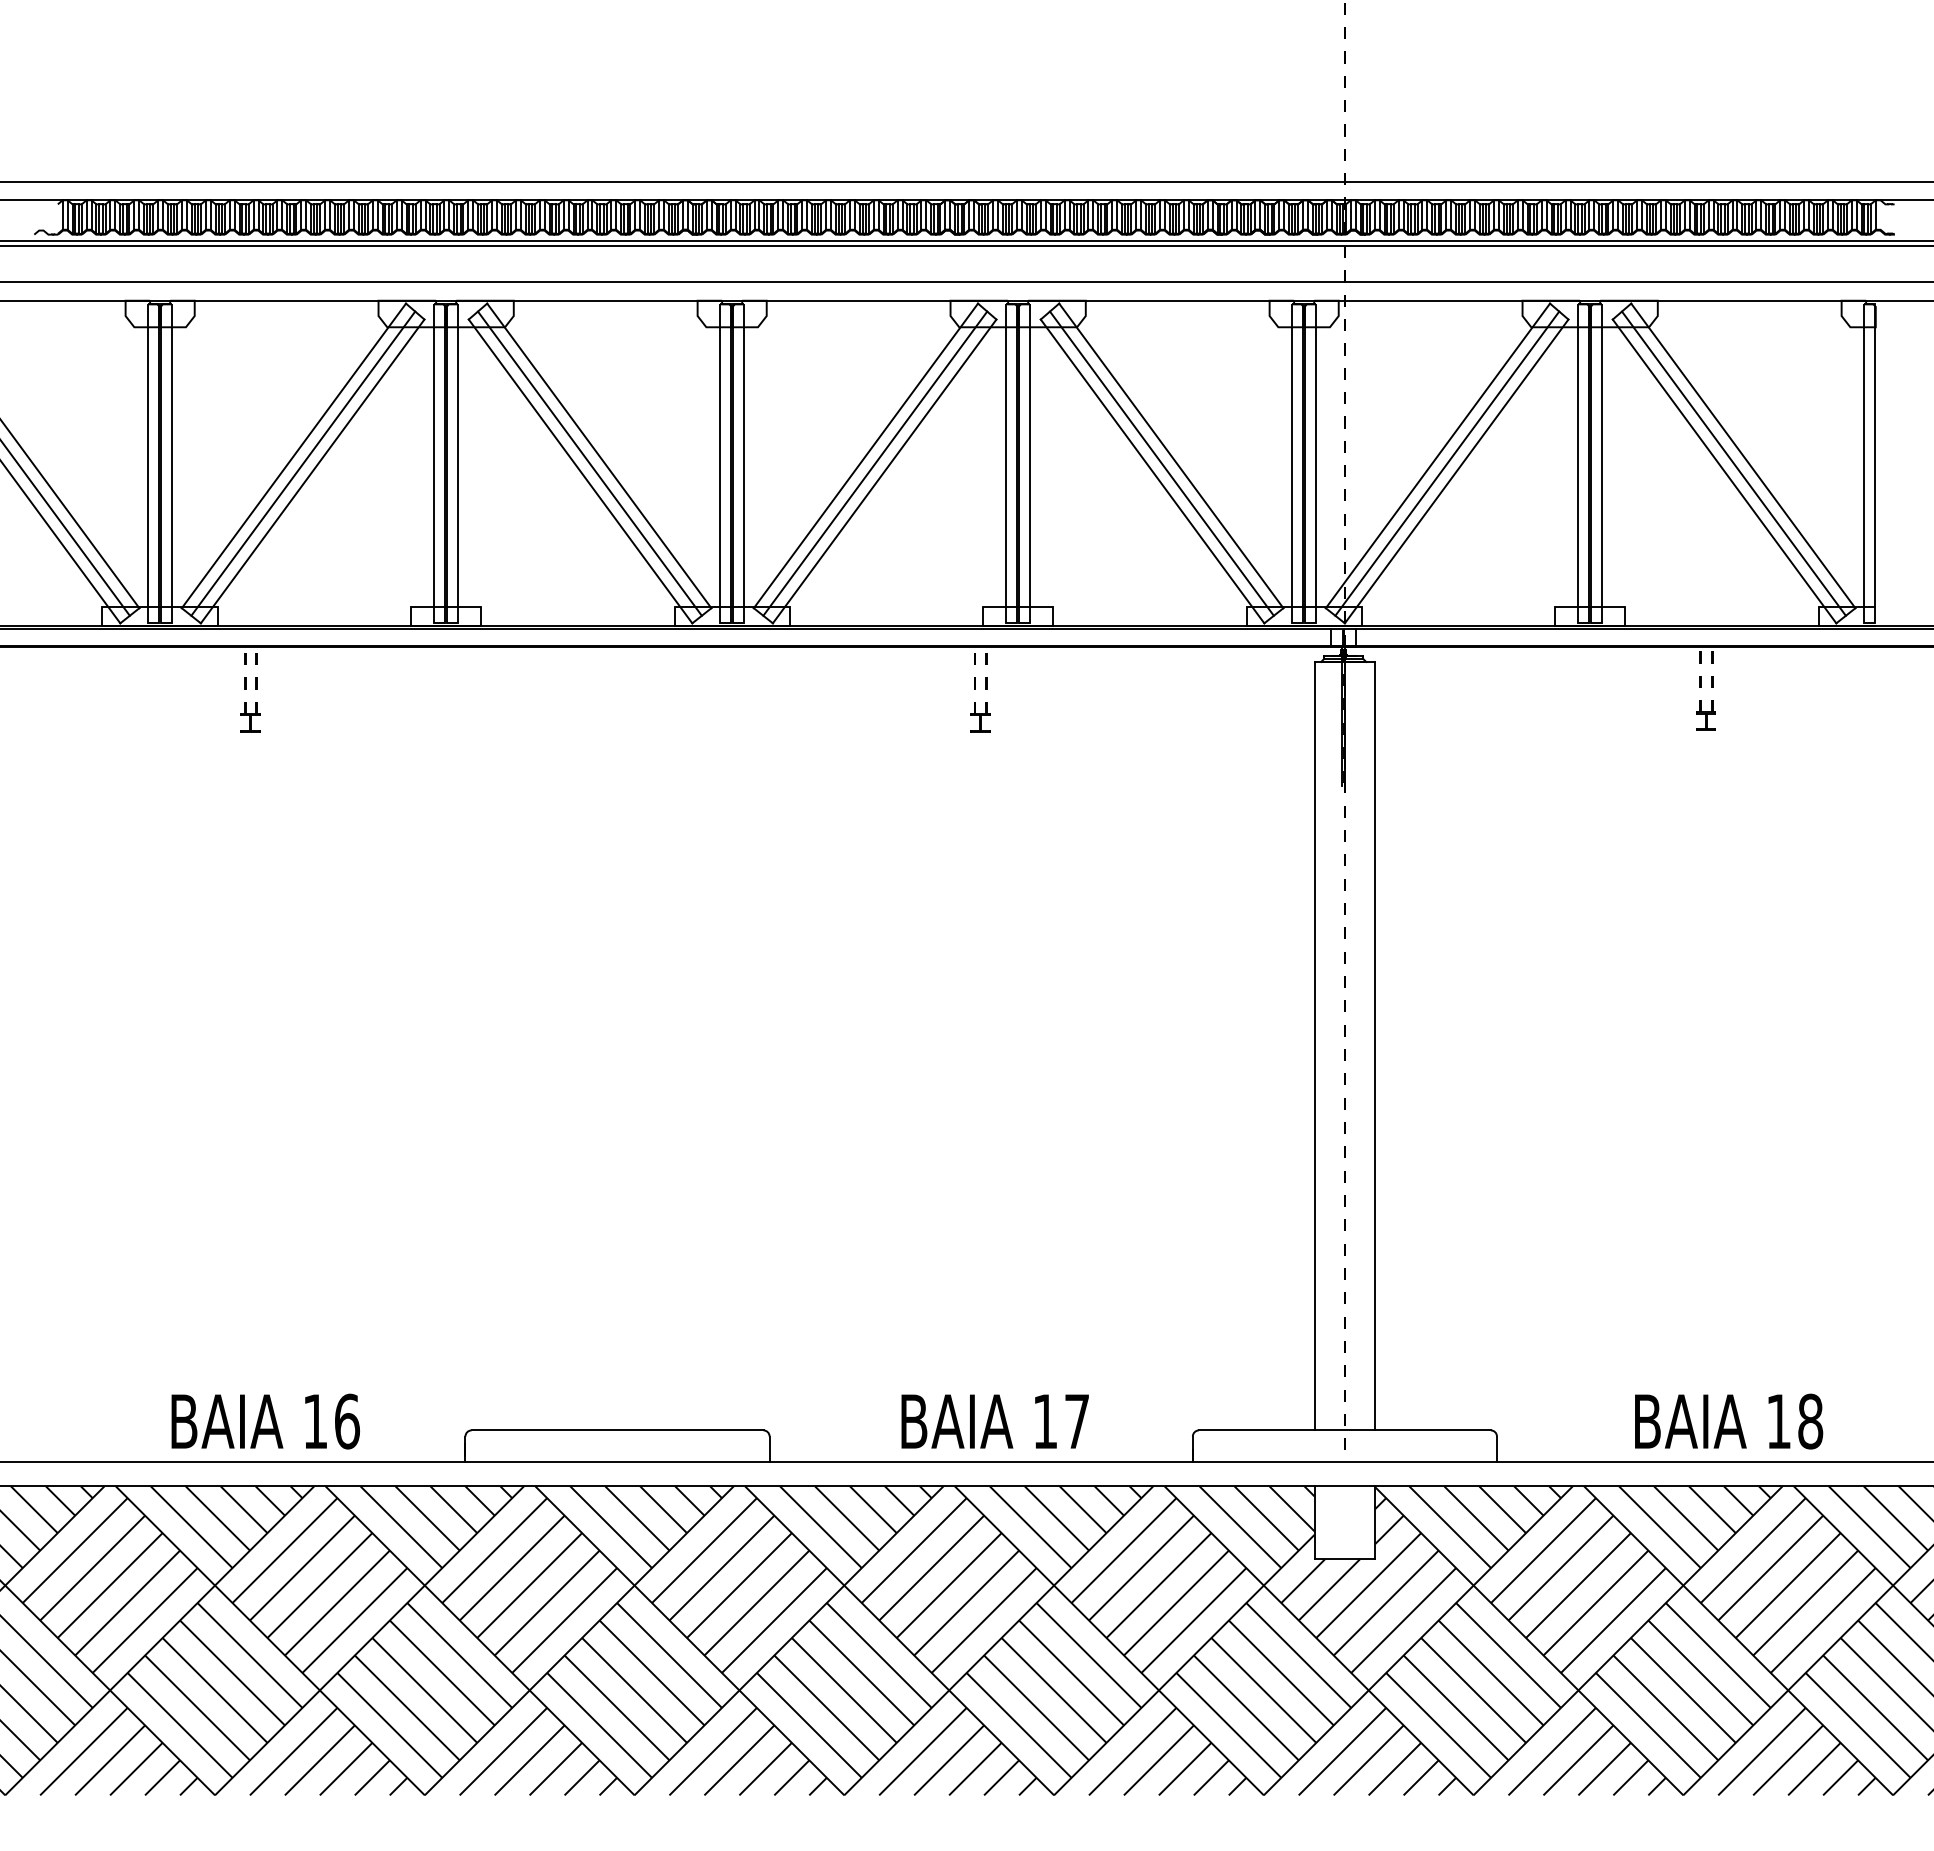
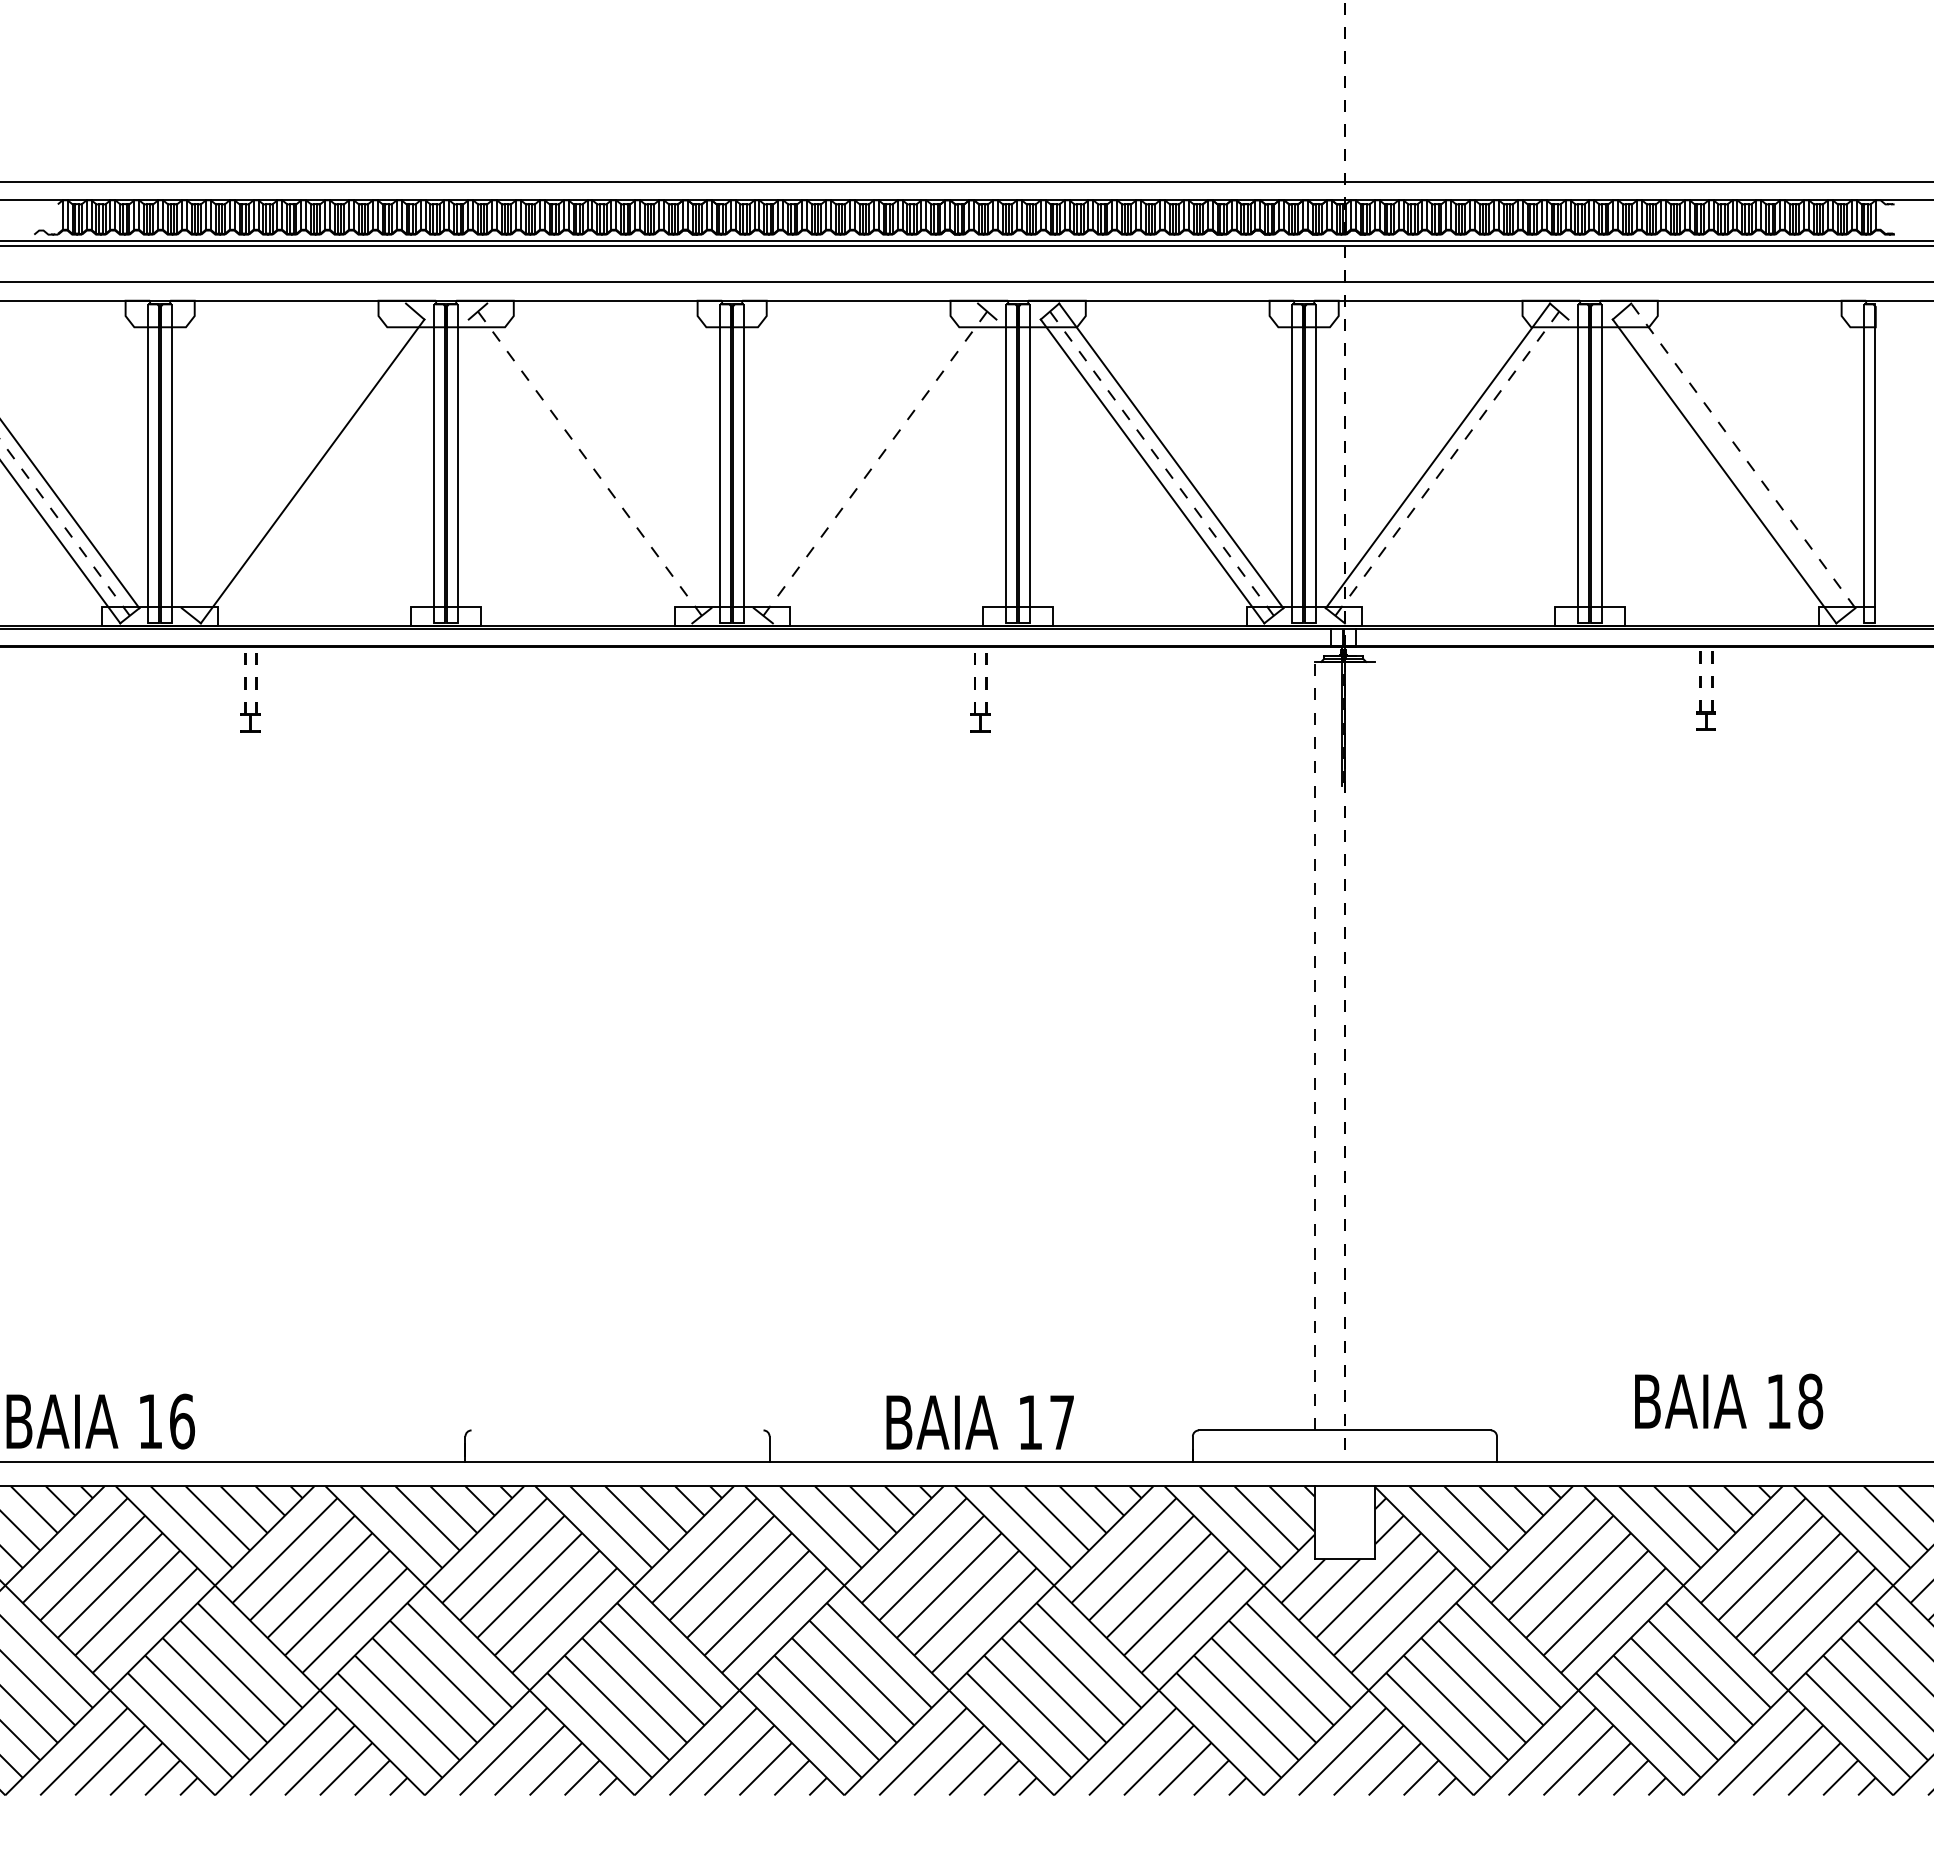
line: present -> none (293, 455)
line: present -> none (599, 455)
line: present -> none (865, 455)
line: solid -> dashed (1743, 455)
line: present -> none (303, 463)
line: solid -> dashed (589, 463)
line: solid -> dashed (875, 463)
line: solid -> dashed (1161, 463)
line: solid -> dashed (1447, 463)
line: present -> none (1733, 463)
line: present -> none (580, 471)
line: present -> none (884, 471)
line: present -> none (1456, 471)
line: solid -> dashed (64, 527)
line: solid -> dashed (1314, 1045)
line: present -> none (1375, 1045)
text position: (265, 1421) -> (100, 1421) (100, 1421)
text position: (994, 1421) -> (979, 1422) (979, 1422)
text position: (1729, 1421) -> (1729, 1401) (1729, 1401)
line: present -> none (617, 1430)
